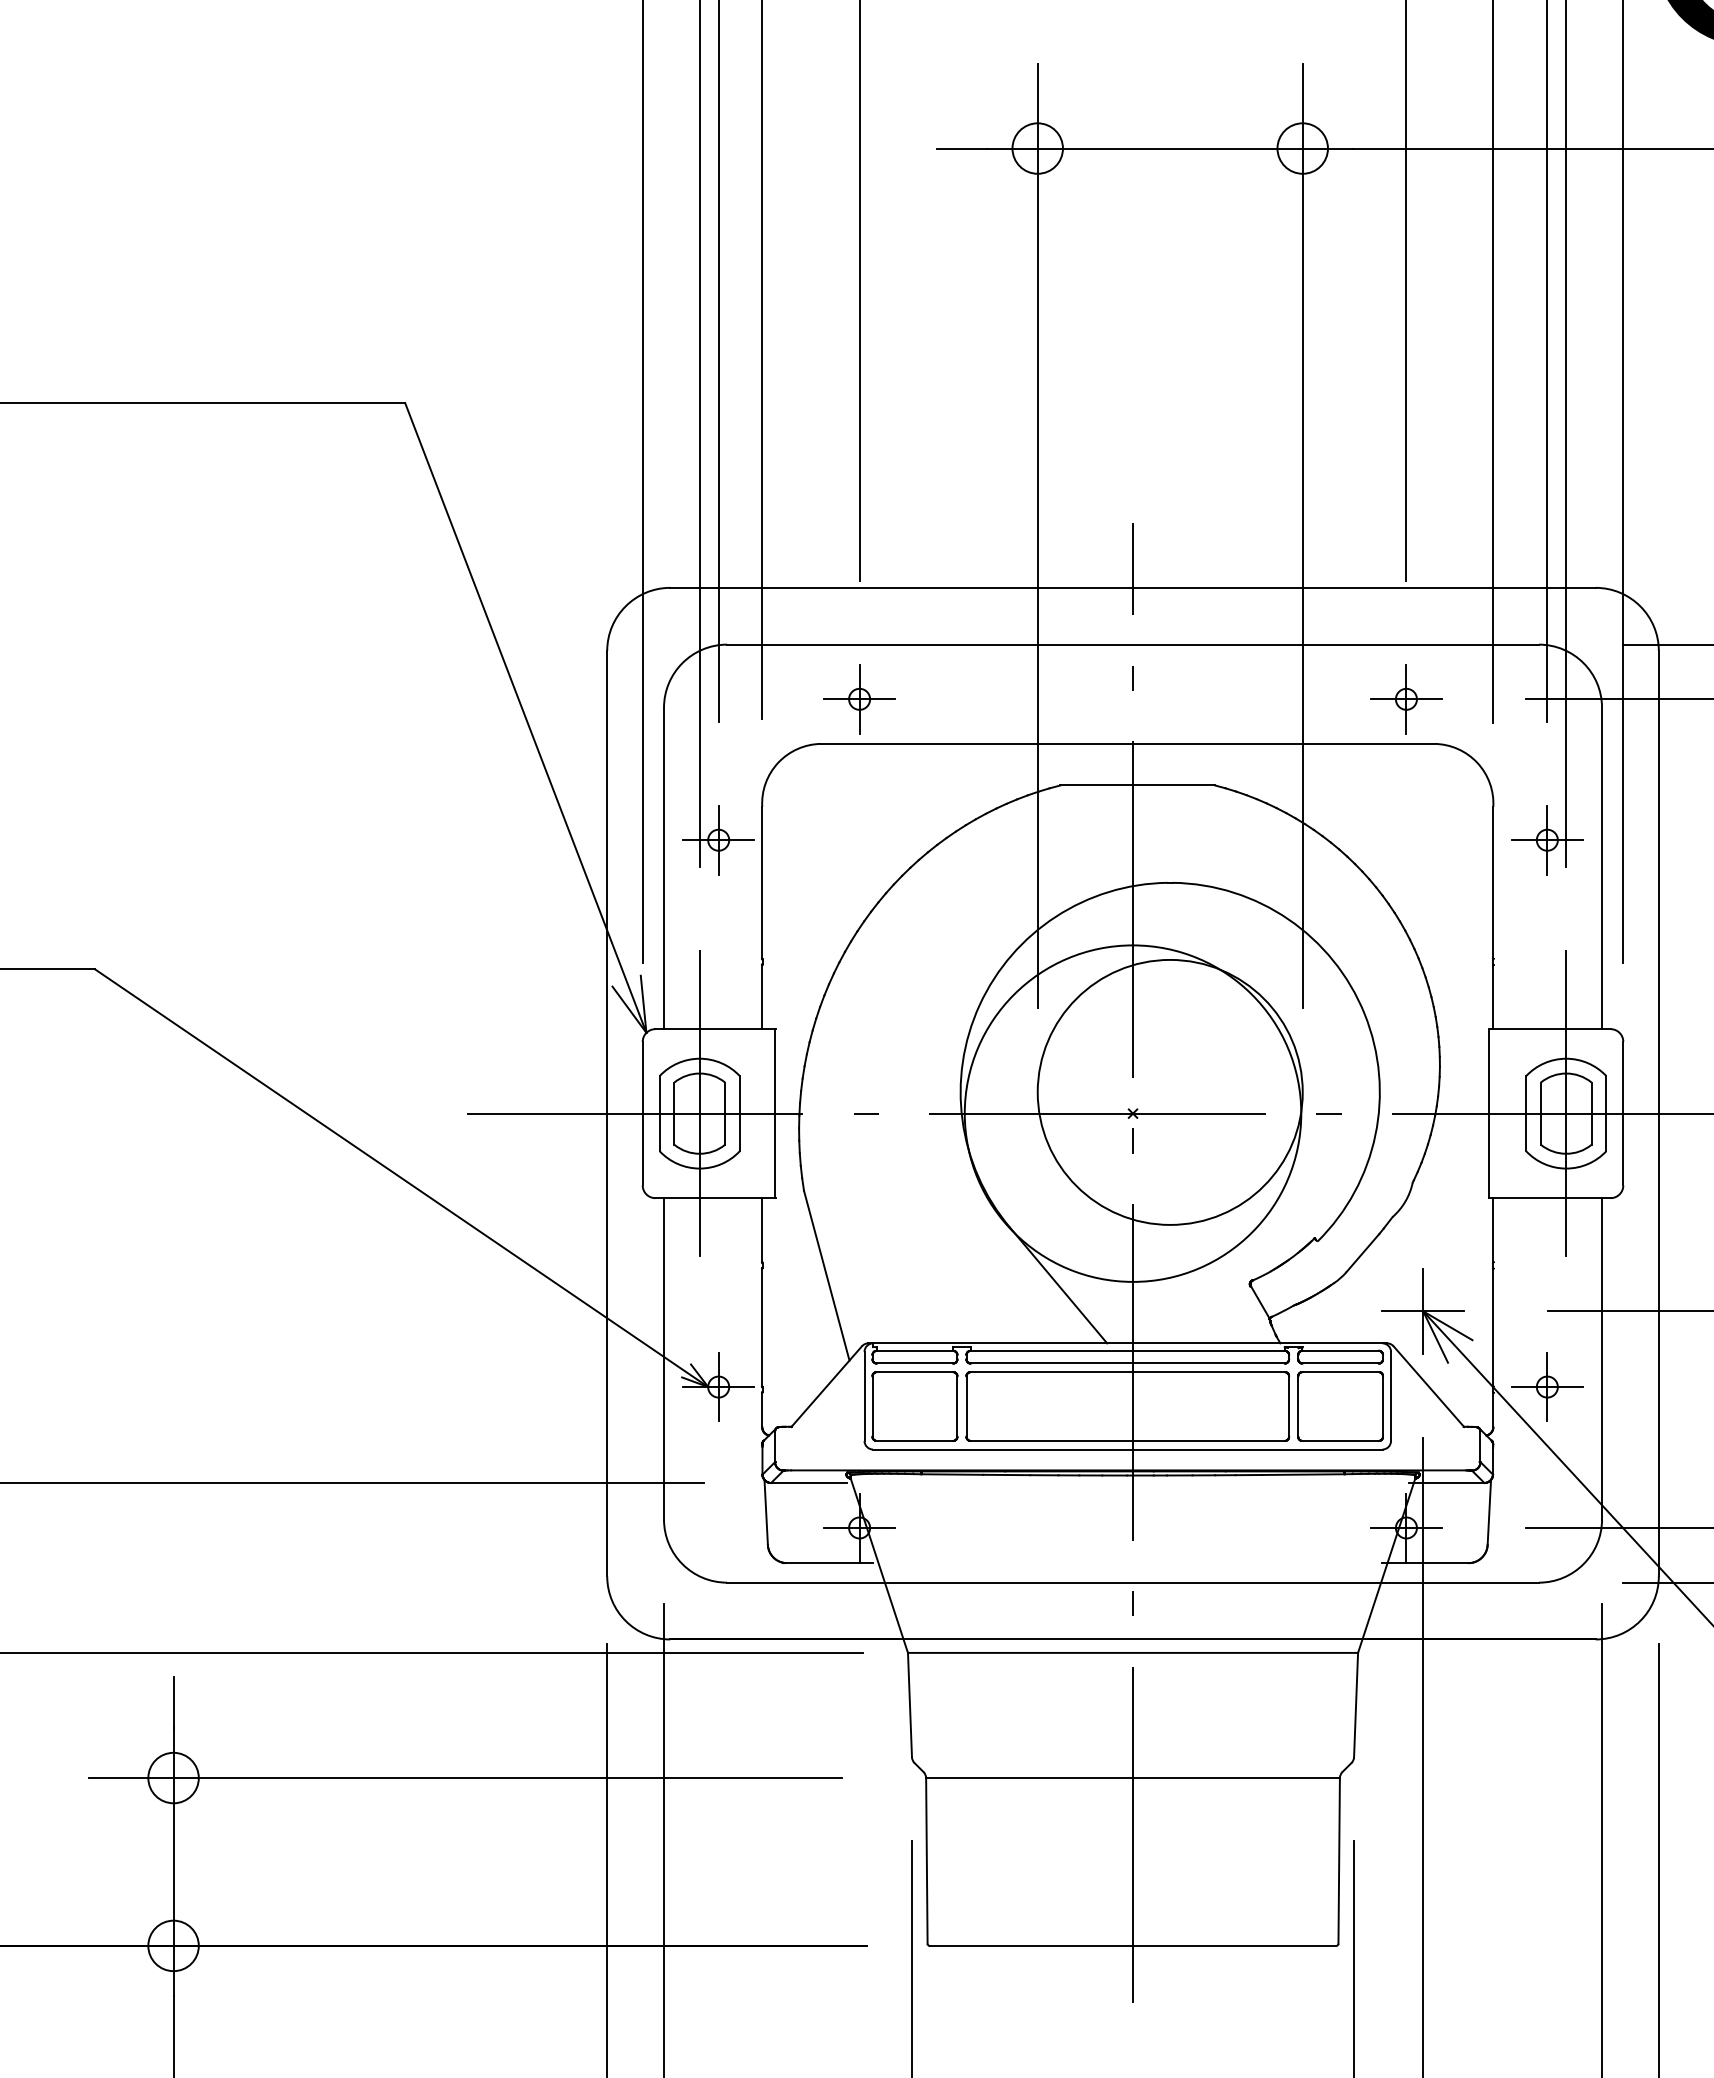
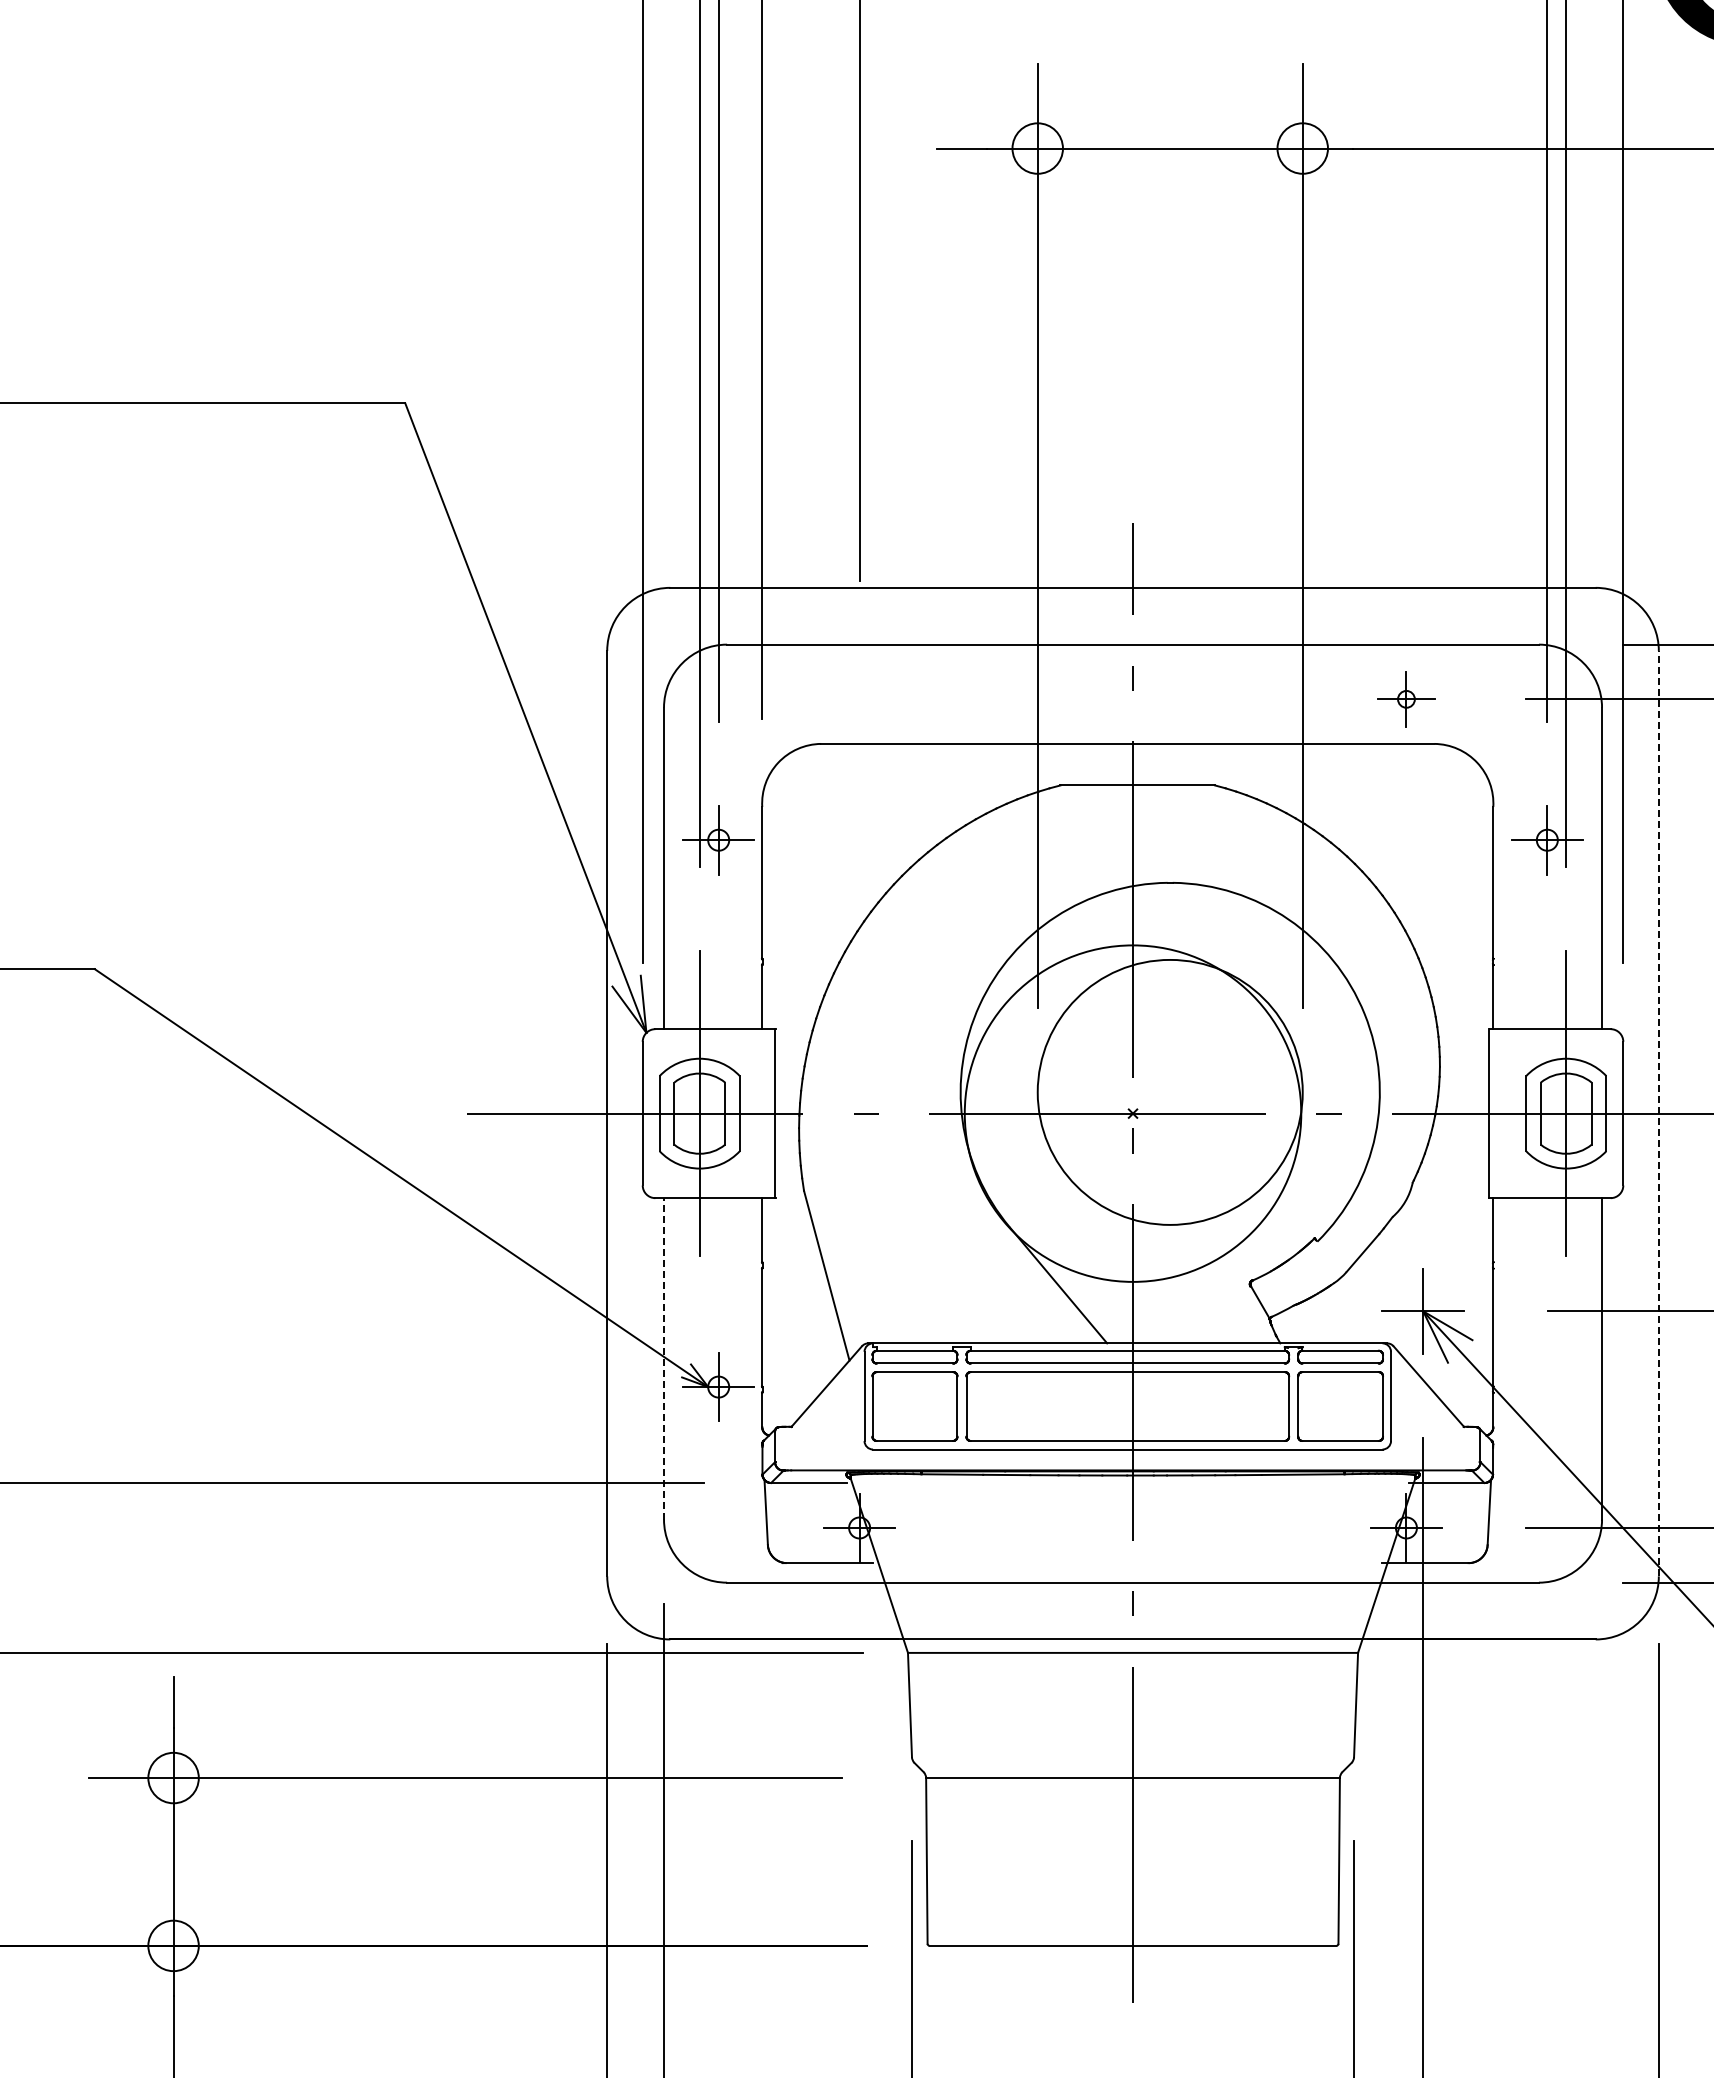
line: present -> none (1406, 291)
line: present -> none (1493, 362)
part: present -> none (859, 699)
part size: 73x71 px -> 59x57 px (1406, 699)
line: solid -> dashed (1658, 1113)
line: solid -> dashed (664, 1358)
part: present -> none (1547, 1386)
line: present -> none (1602, 1838)
